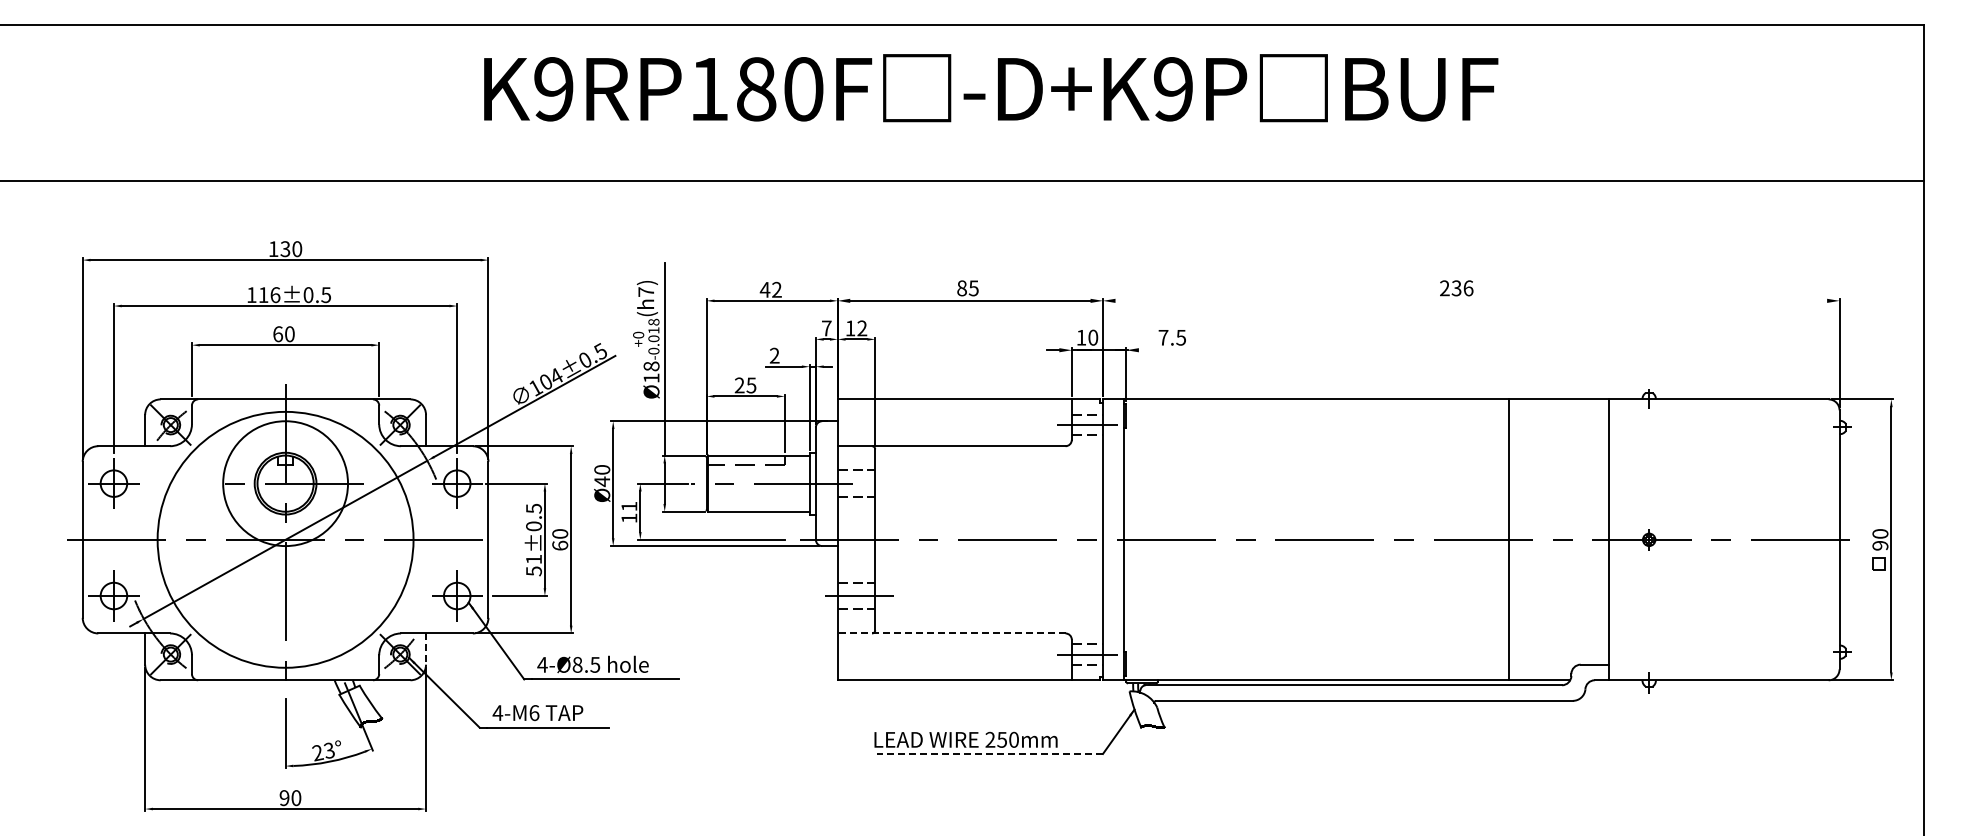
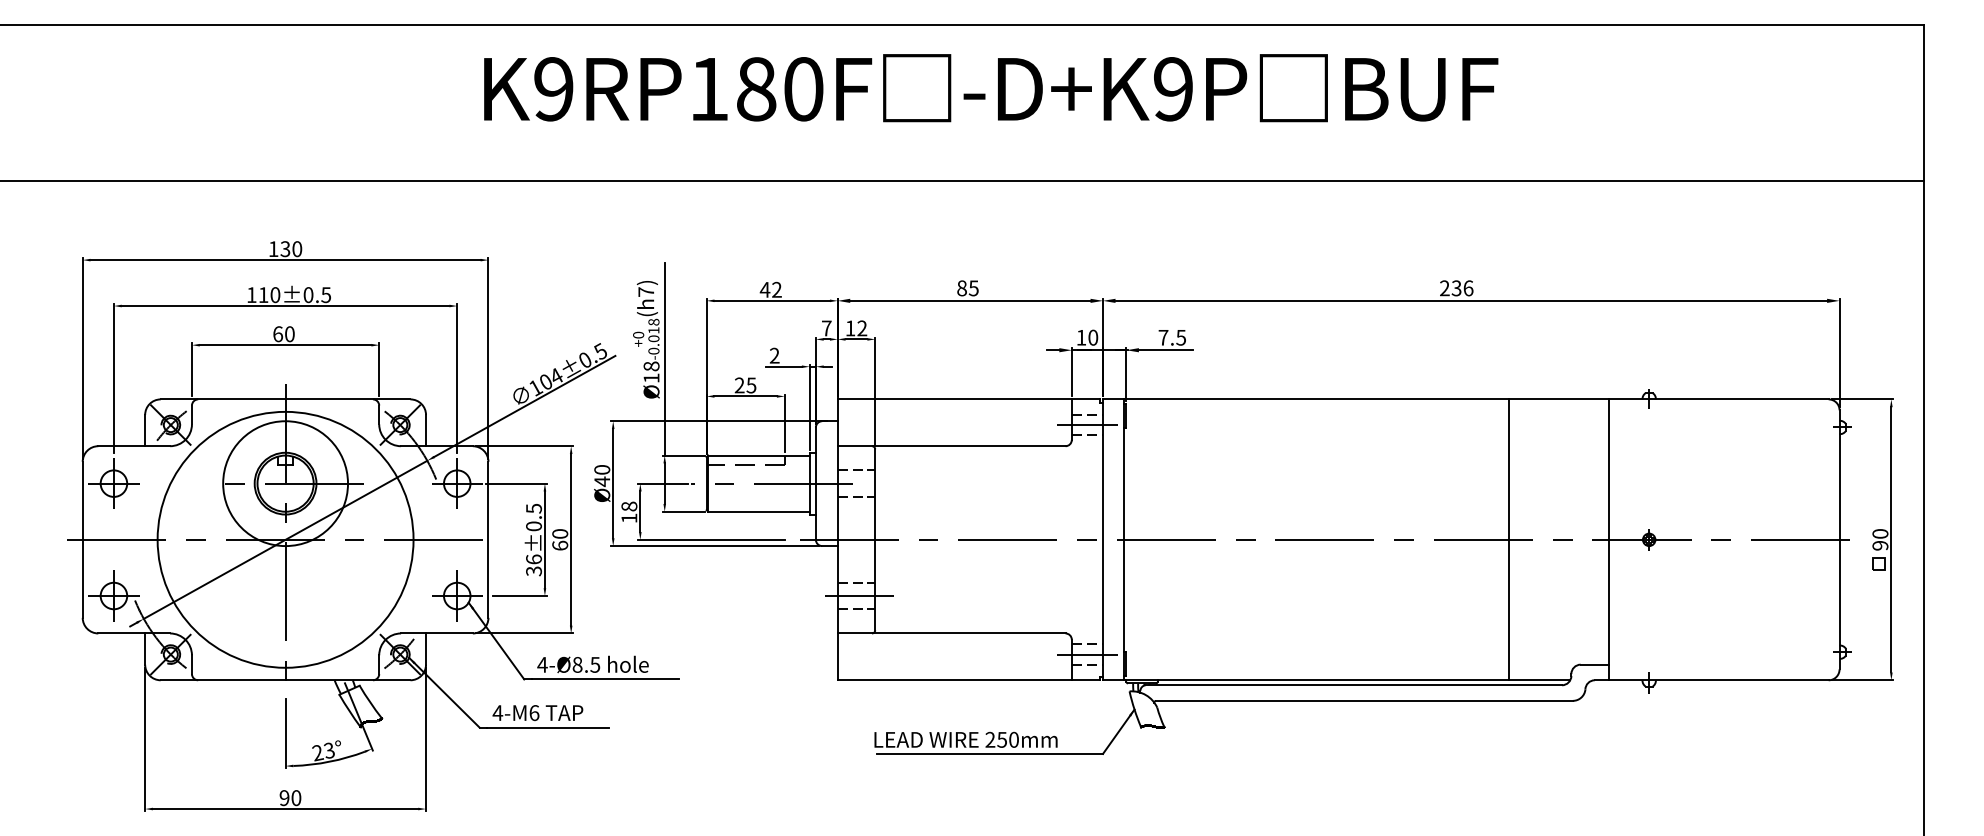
text: 116 -> 110 (275, 294)
line: none -> present (1471, 300)
line: none -> present (1165, 350)
text: 11 -> 18 (629, 506)
text: 51 -> 36 (533, 564)
line: dashed -> solid (951, 633)
line: dashed -> solid (426, 649)
line: dashed -> solid (989, 753)
